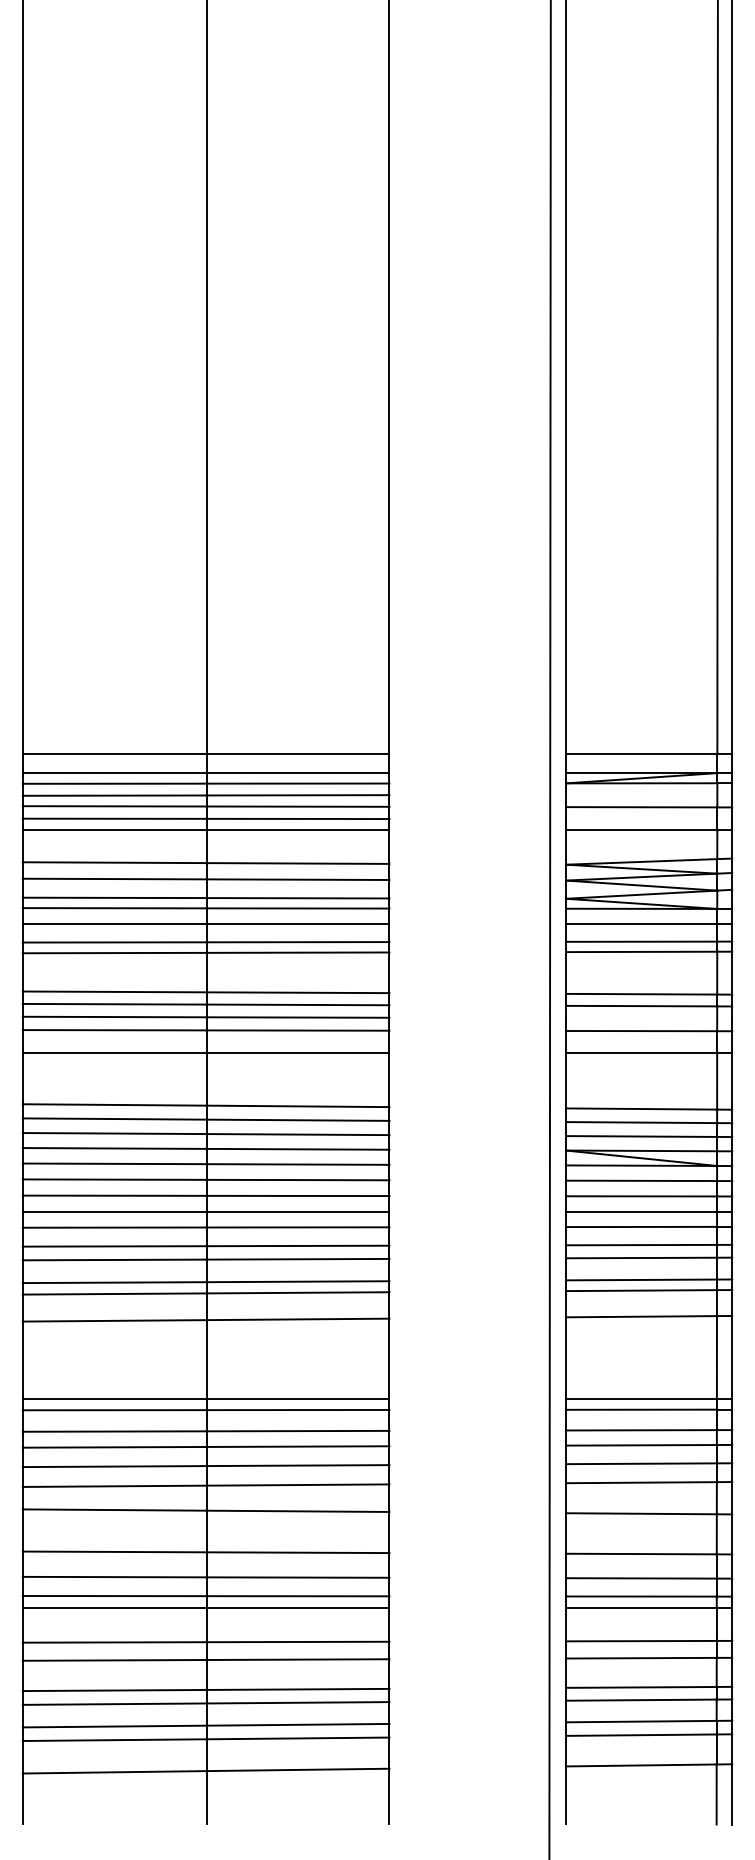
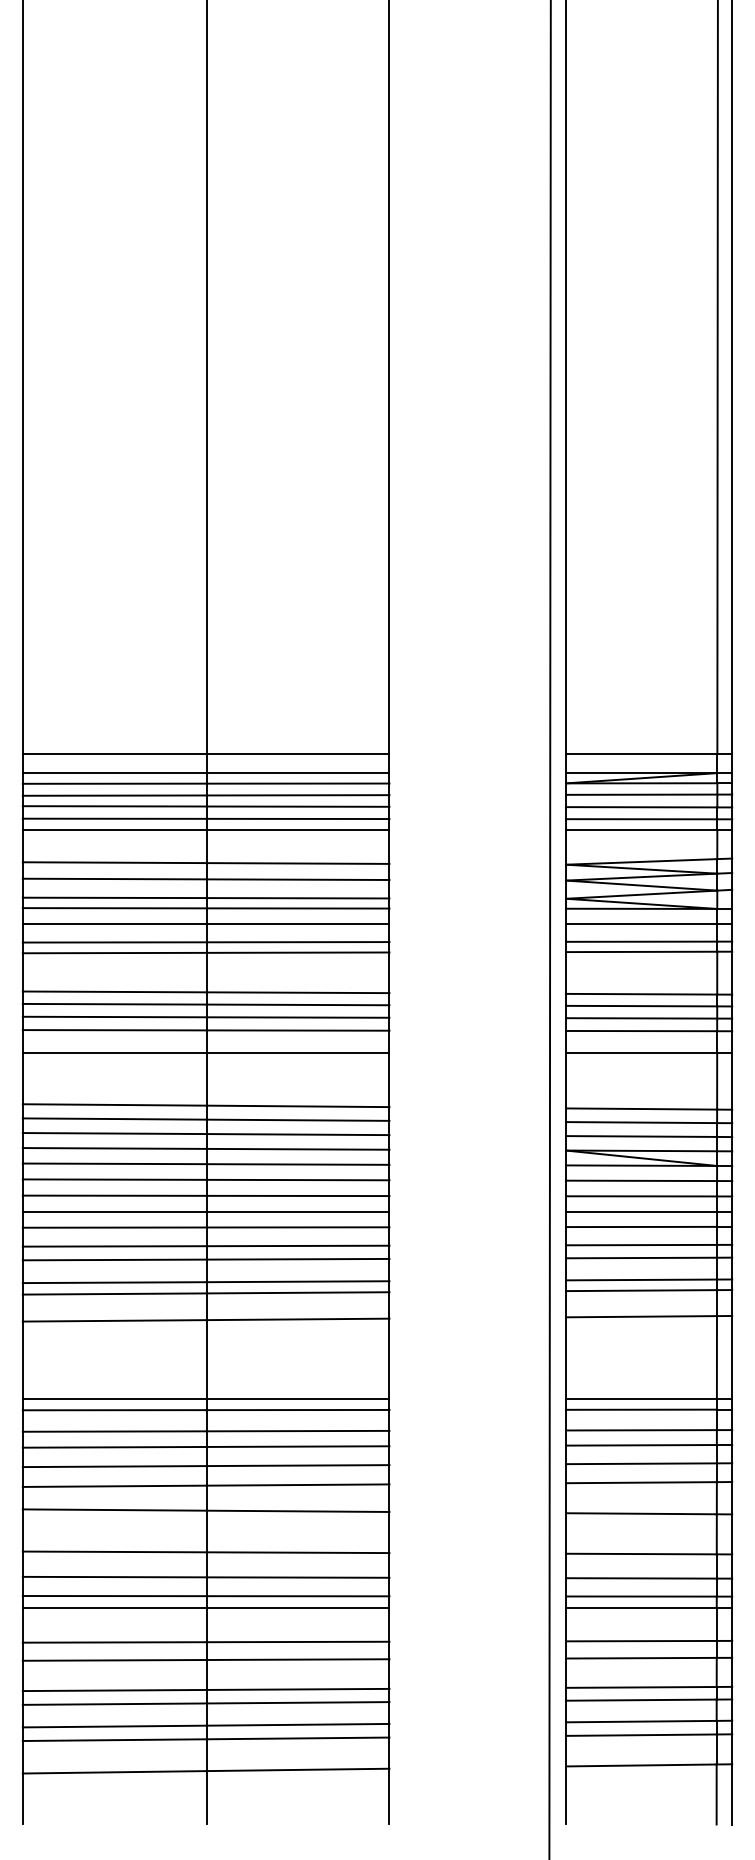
line: none -> present (648, 794)
line: none -> present (648, 819)
line: none -> present (648, 1018)
